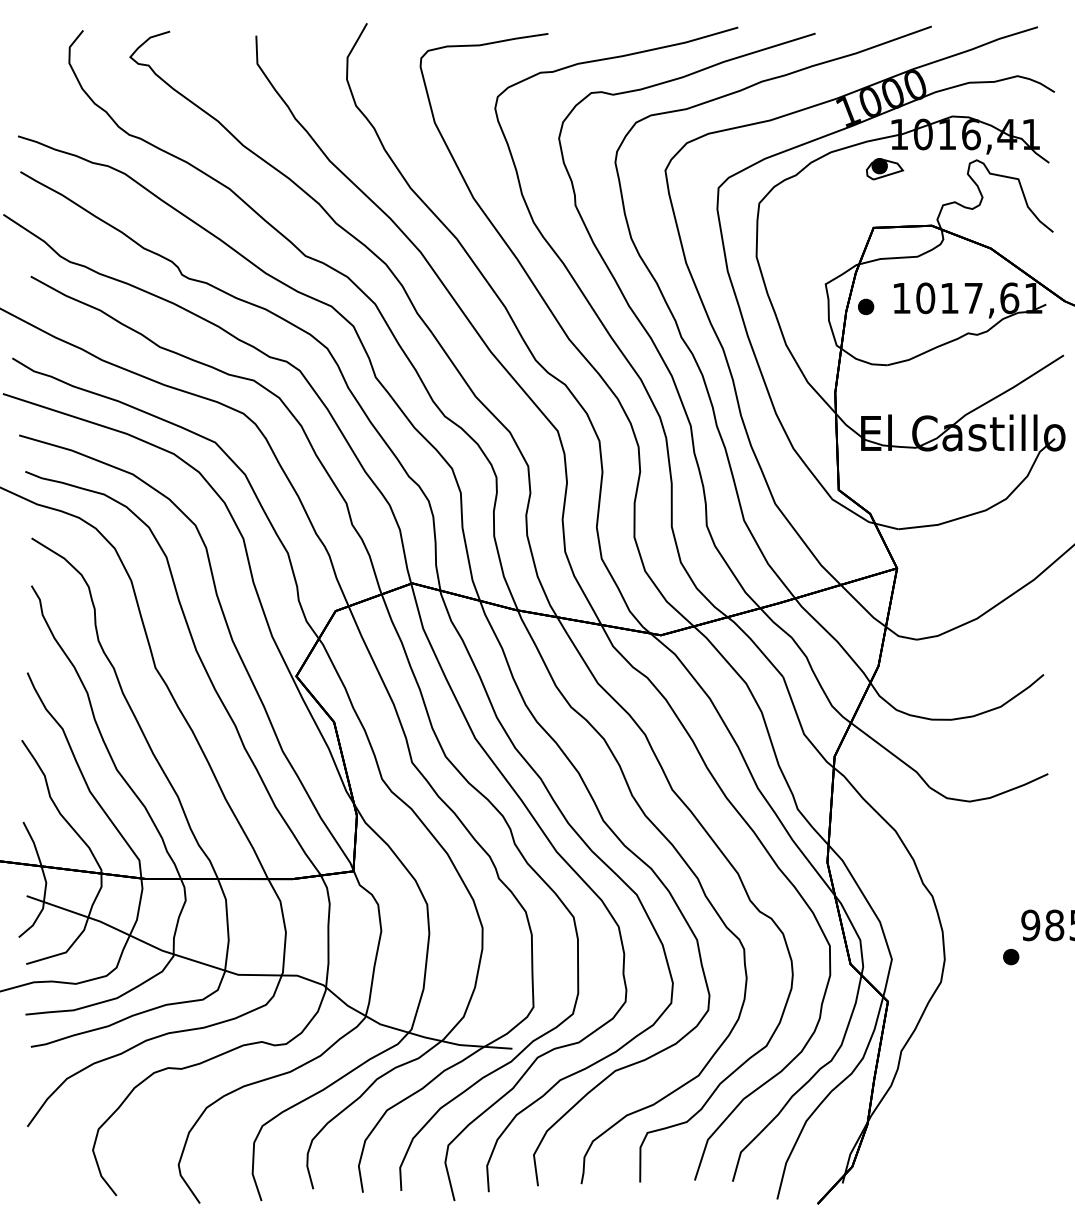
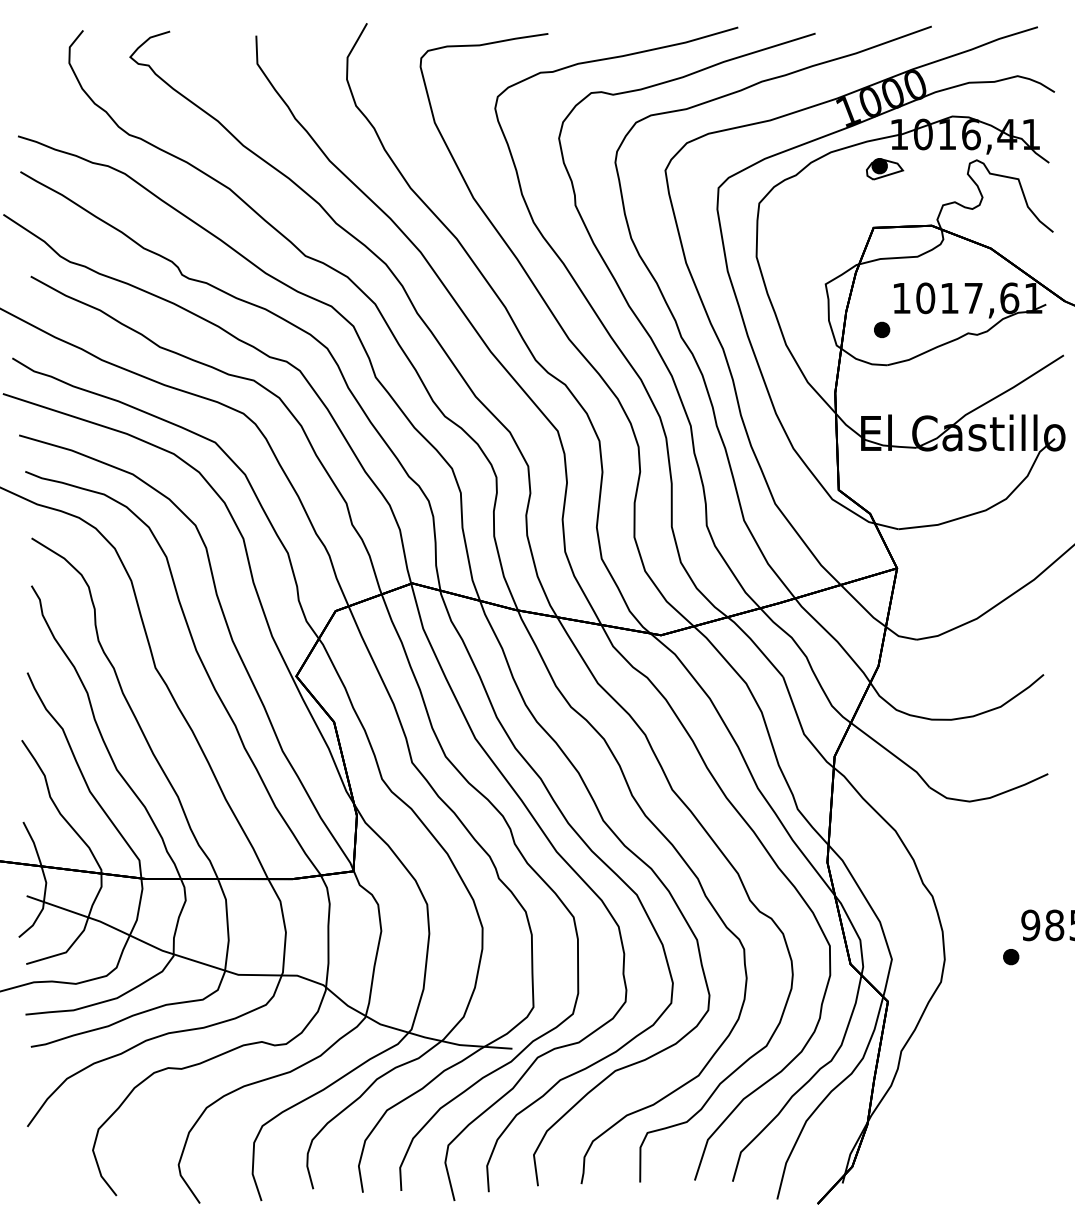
part position: (866, 306) -> (882, 329) (882, 329)
